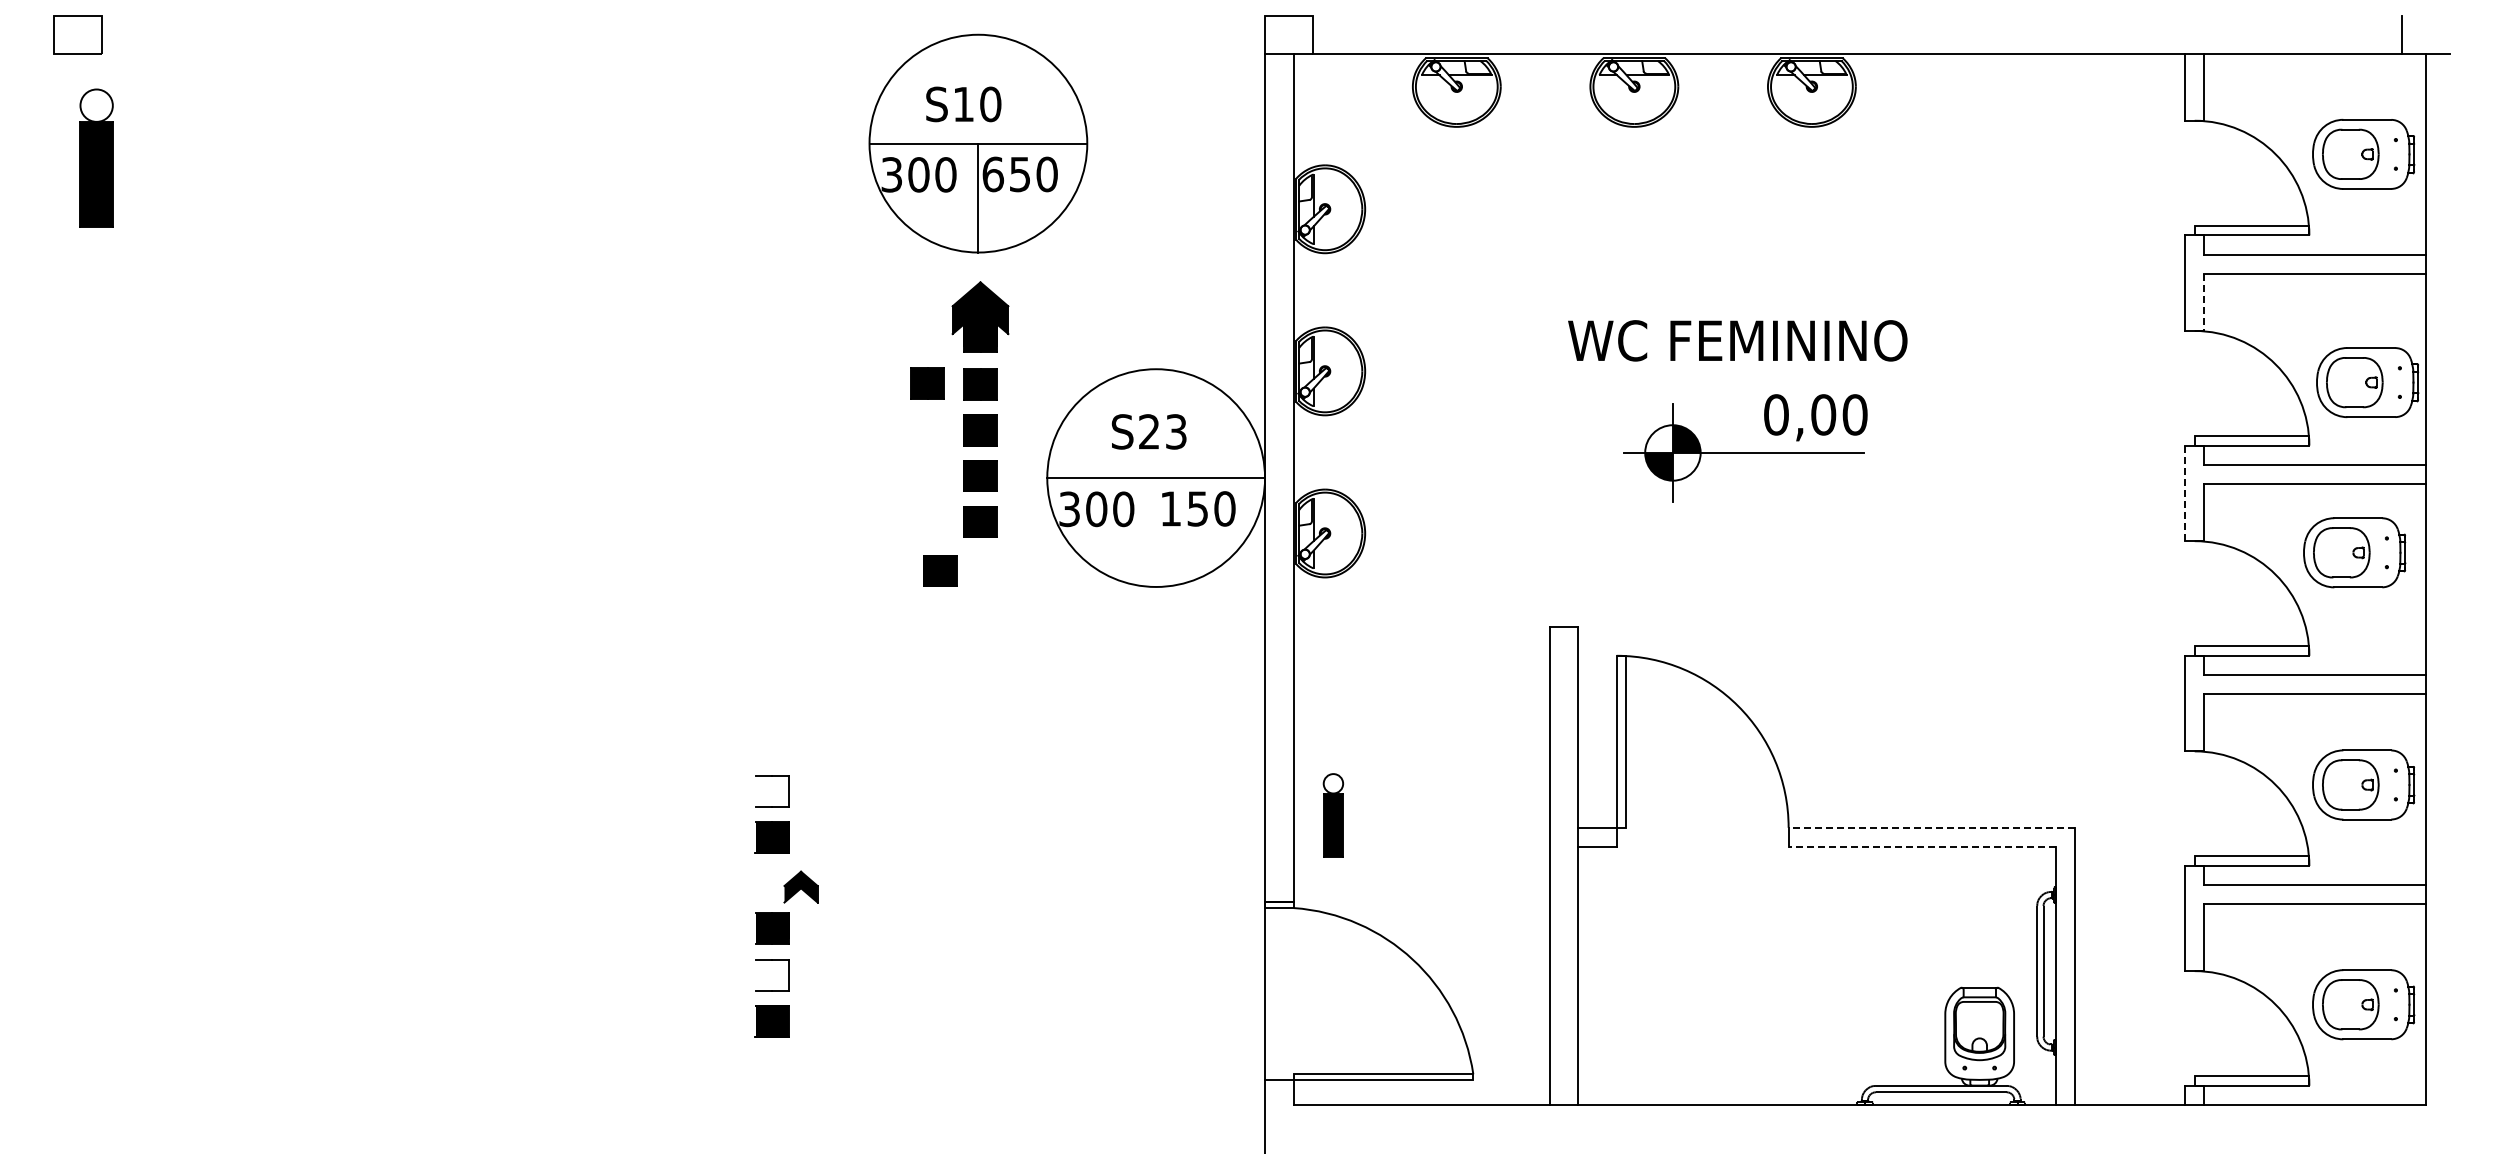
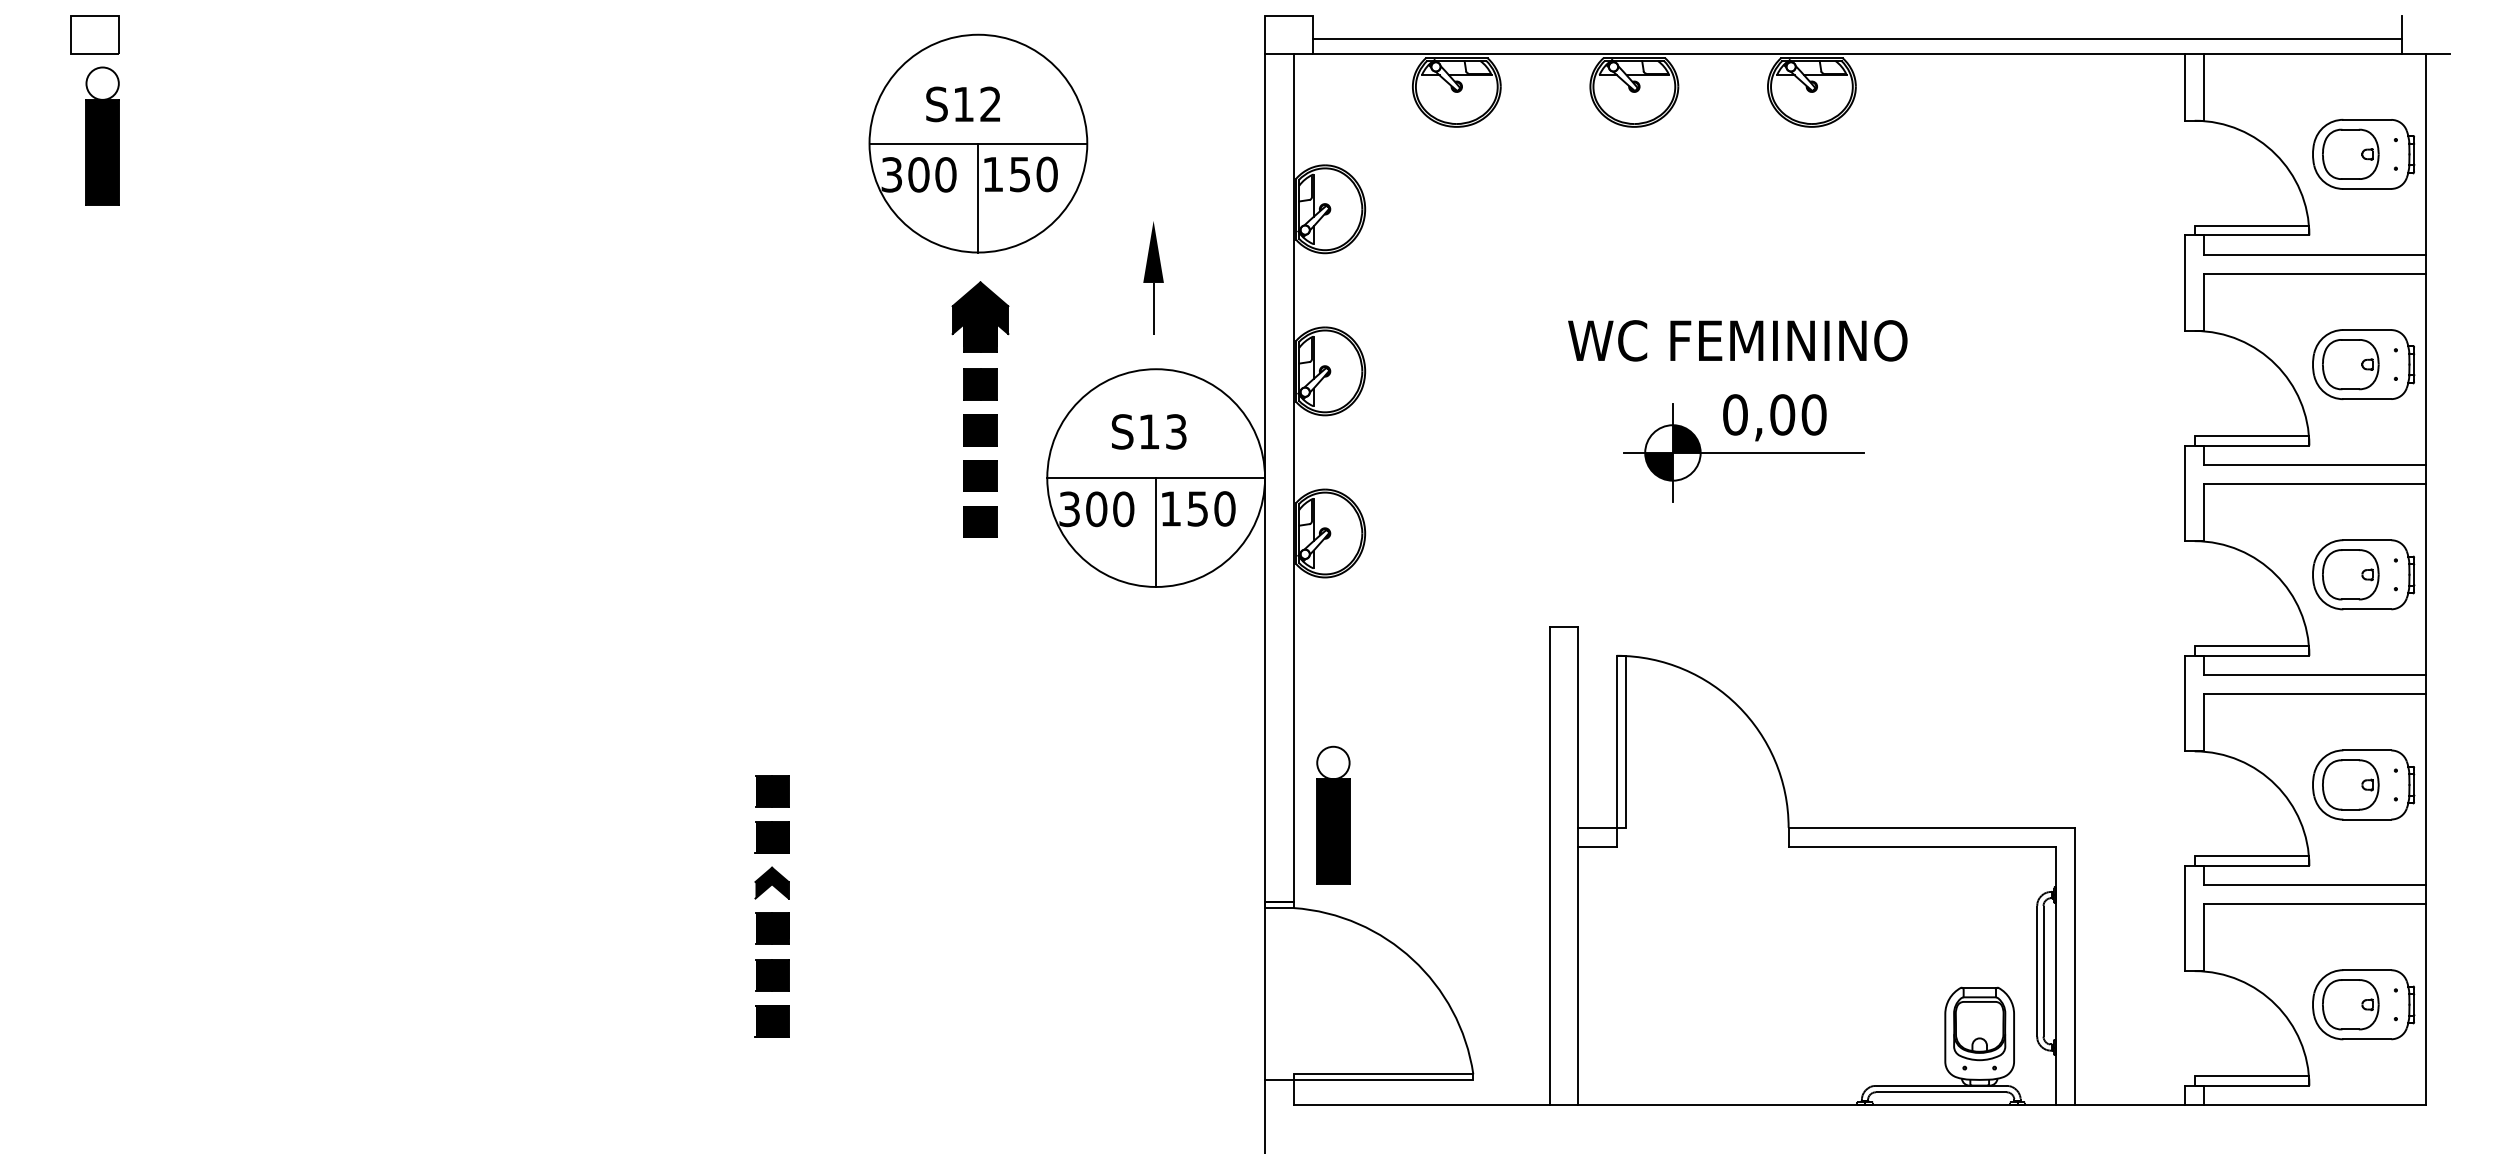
part position: (77, 34) -> (94, 34) (94, 34)
line: none -> present (1857, 38)
text: S10 -> S12 (990, 104)
part position: (96, 157) -> (102, 135) (102, 135)
text: 650 -> 150 (993, 174)
part: none -> present (1153, 277)
line: dashed -> solid (2204, 302)
part position: (2367, 382) -> (2363, 364) (2363, 364)
part: present -> none (927, 383)
text position: (1815, 417) -> (1774, 417) (1774, 417)
text: S23 -> S13 (1148, 431)
line: dashed -> solid (2185, 493)
line: none -> present (1156, 532)
part position: (2354, 552) -> (2363, 574) (2363, 574)
part: present -> none (940, 570)
fill: none -> present (771, 791)
part size: 22x85 px -> 35x140 px (1333, 814)
line: dashed -> solid (1931, 827)
line: dashed -> solid (1922, 846)
part position: (800, 886) -> (771, 882) (771, 882)
fill: none -> present (771, 975)
